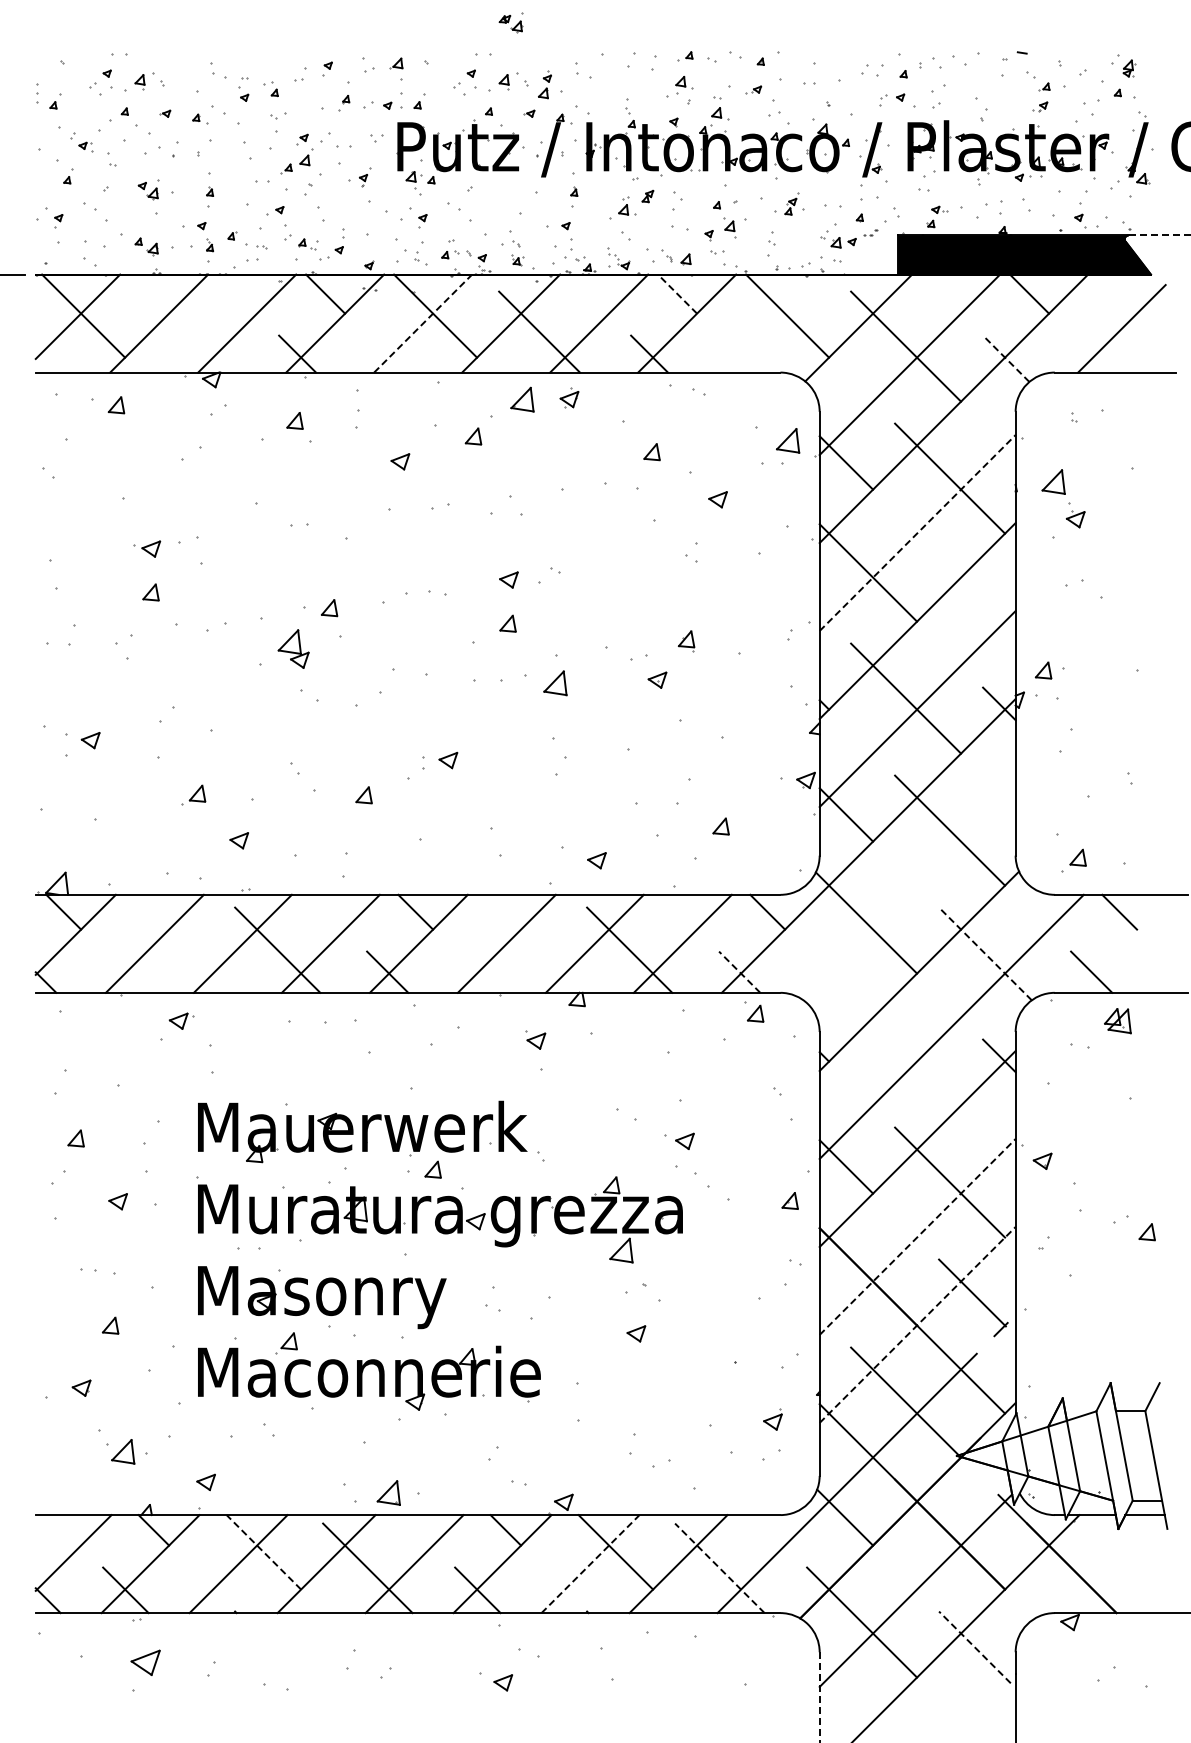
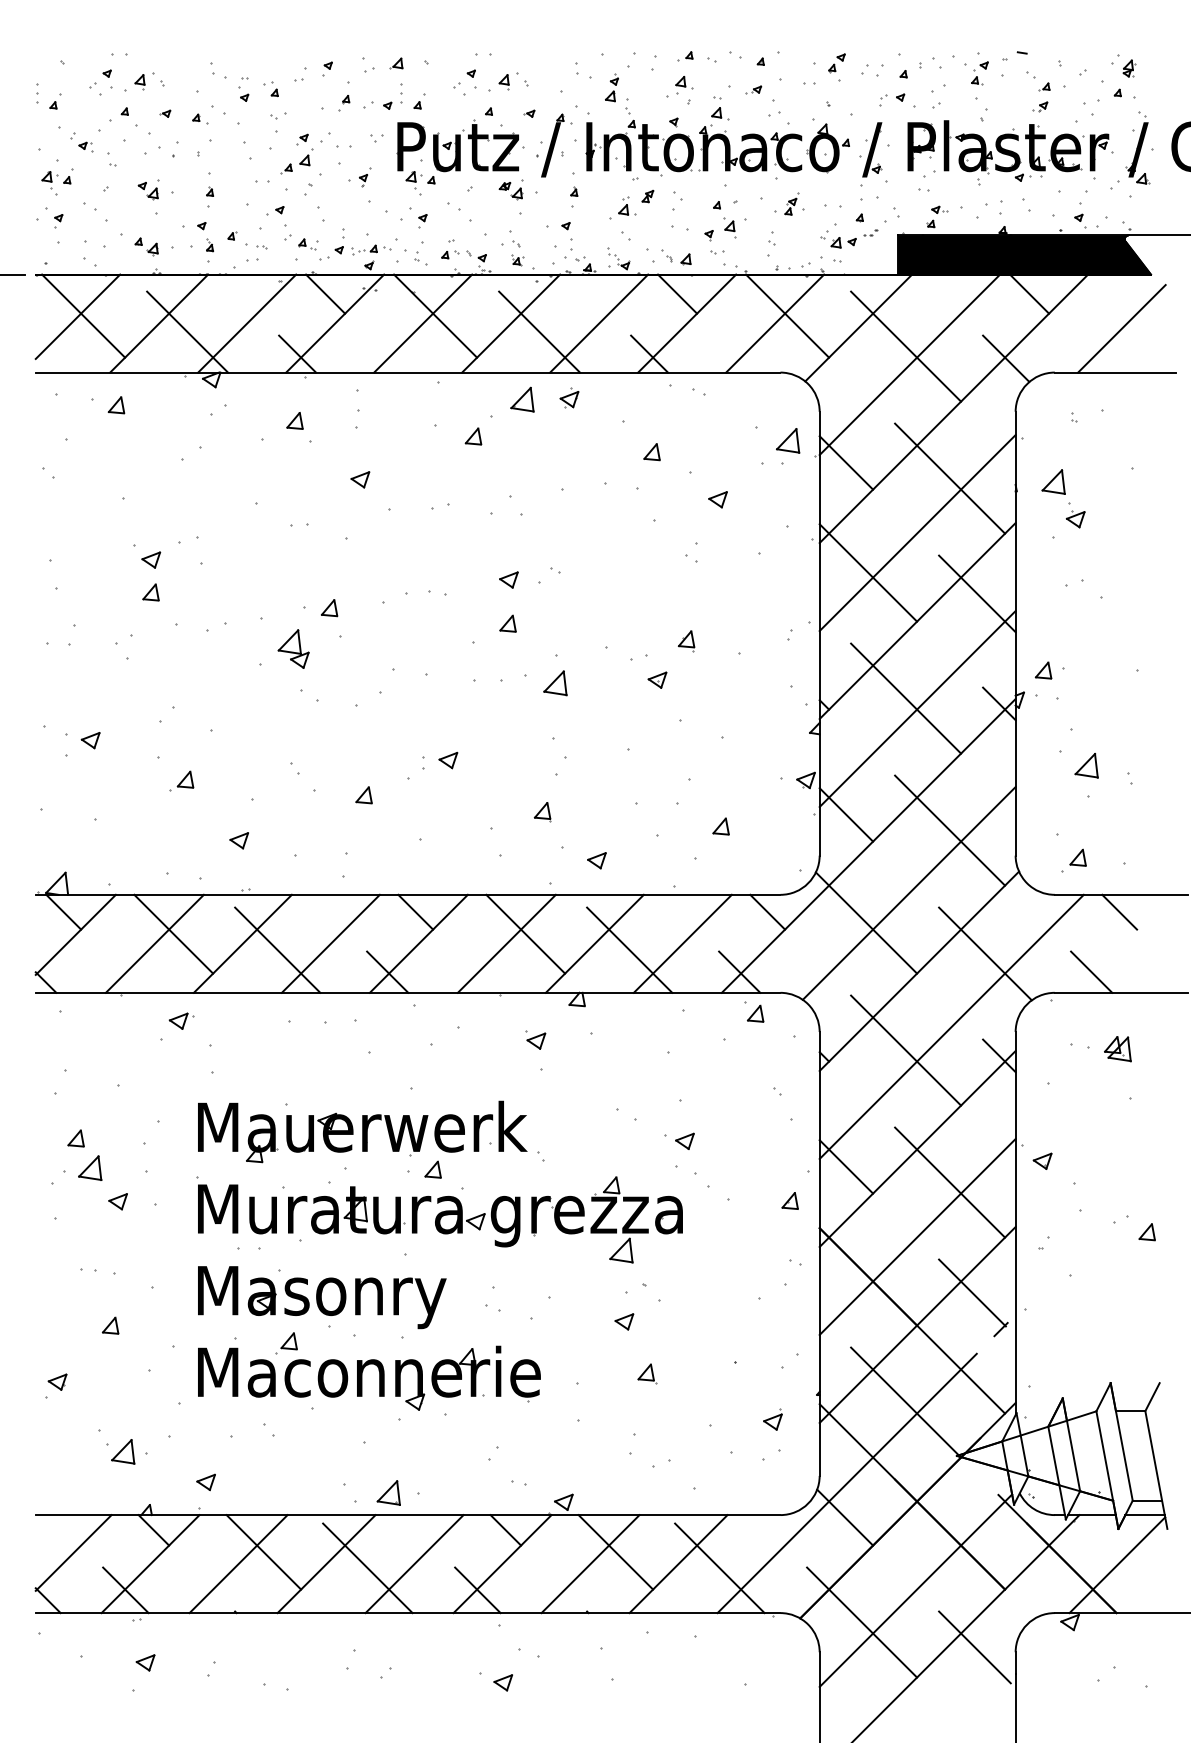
part position: (510, 22) -> (510, 189) (510, 189)
part: none -> present (836, 63)
part: none -> present (979, 73)
part position: (544, 84) -> (611, 87) (611, 87)
part size: 3x31 px -> 3x21 px (401, 93)
part: none -> present (49, 183)
line: dashed -> solid (1159, 235)
part: none -> present (371, 249)
line: dashed -> solid (677, 294)
line: dashed -> solid (423, 323)
line: none -> present (775, 323)
line: none -> present (187, 331)
line: dashed -> solid (1006, 358)
part position: (400, 461) -> (360, 479) (360, 479)
line: dashed -> solid (917, 533)
part position: (151, 548) -> (151, 559) (151, 559)
line: none -> present (977, 593)
part: none -> present (1086, 765)
part position: (193, 794) -> (181, 780) (181, 780)
part: none -> present (542, 812)
line: none -> present (908, 893)
line: none -> present (173, 933)
line: none -> present (525, 933)
line: dashed -> solid (985, 953)
line: dashed -> solid (739, 971)
part position: (1117, 1021) -> (1117, 1049) (1117, 1049)
line: none -> present (906, 1050)
part: none -> present (90, 1167)
line: dashed -> solid (917, 1236)
line: dashed -> solid (917, 1324)
part position: (636, 1333) -> (624, 1321) (624, 1321)
part: none -> present (647, 1373)
part position: (81, 1387) -> (57, 1381) (57, 1381)
line: dashed -> solid (263, 1552)
line: dashed -> solid (590, 1563)
line: none -> present (1117, 1565)
line: dashed -> solid (719, 1567)
line: dashed -> solid (974, 1647)
part size: 31x27 px -> 21x18 px (145, 1662)
line: dashed -> solid (819, 1697)
